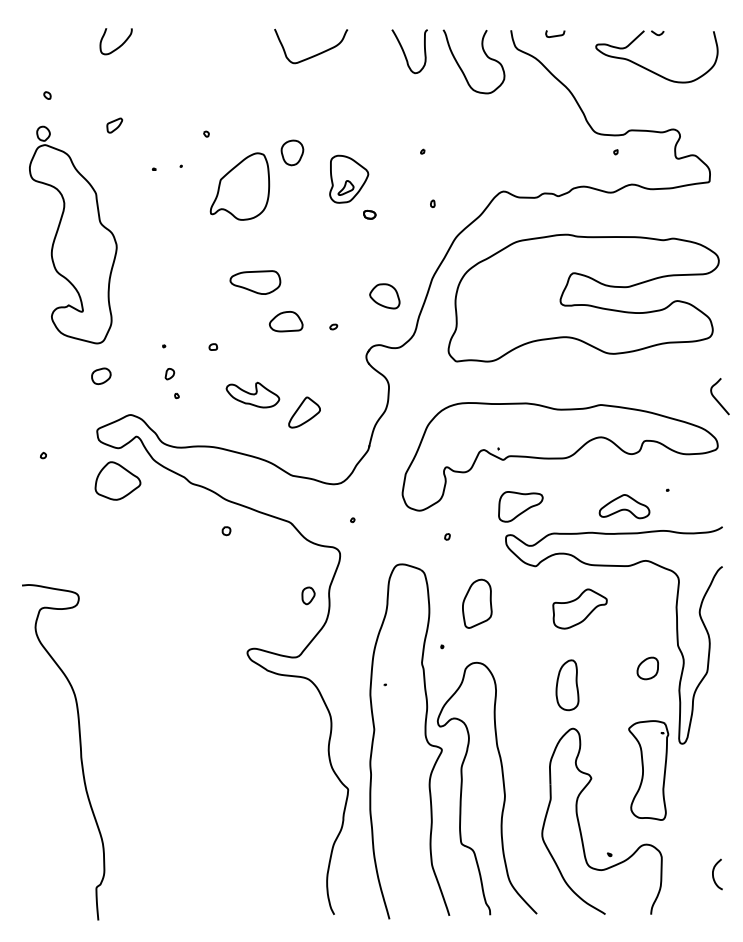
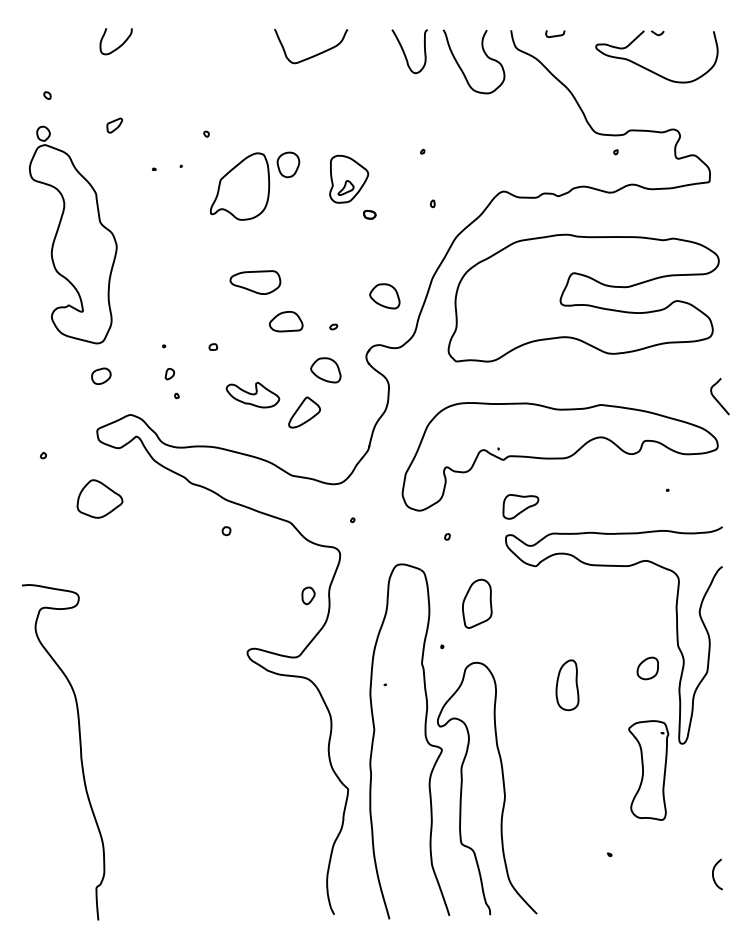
part position: (292, 152) -> (288, 164) (288, 164)
part: none -> present (325, 370)
part position: (117, 480) -> (99, 498) (99, 498)
part size: 46x32 px -> 38x26 px (520, 506)
part: present -> none (624, 506)
part: present -> none (579, 608)
part: present -> none (580, 825)
